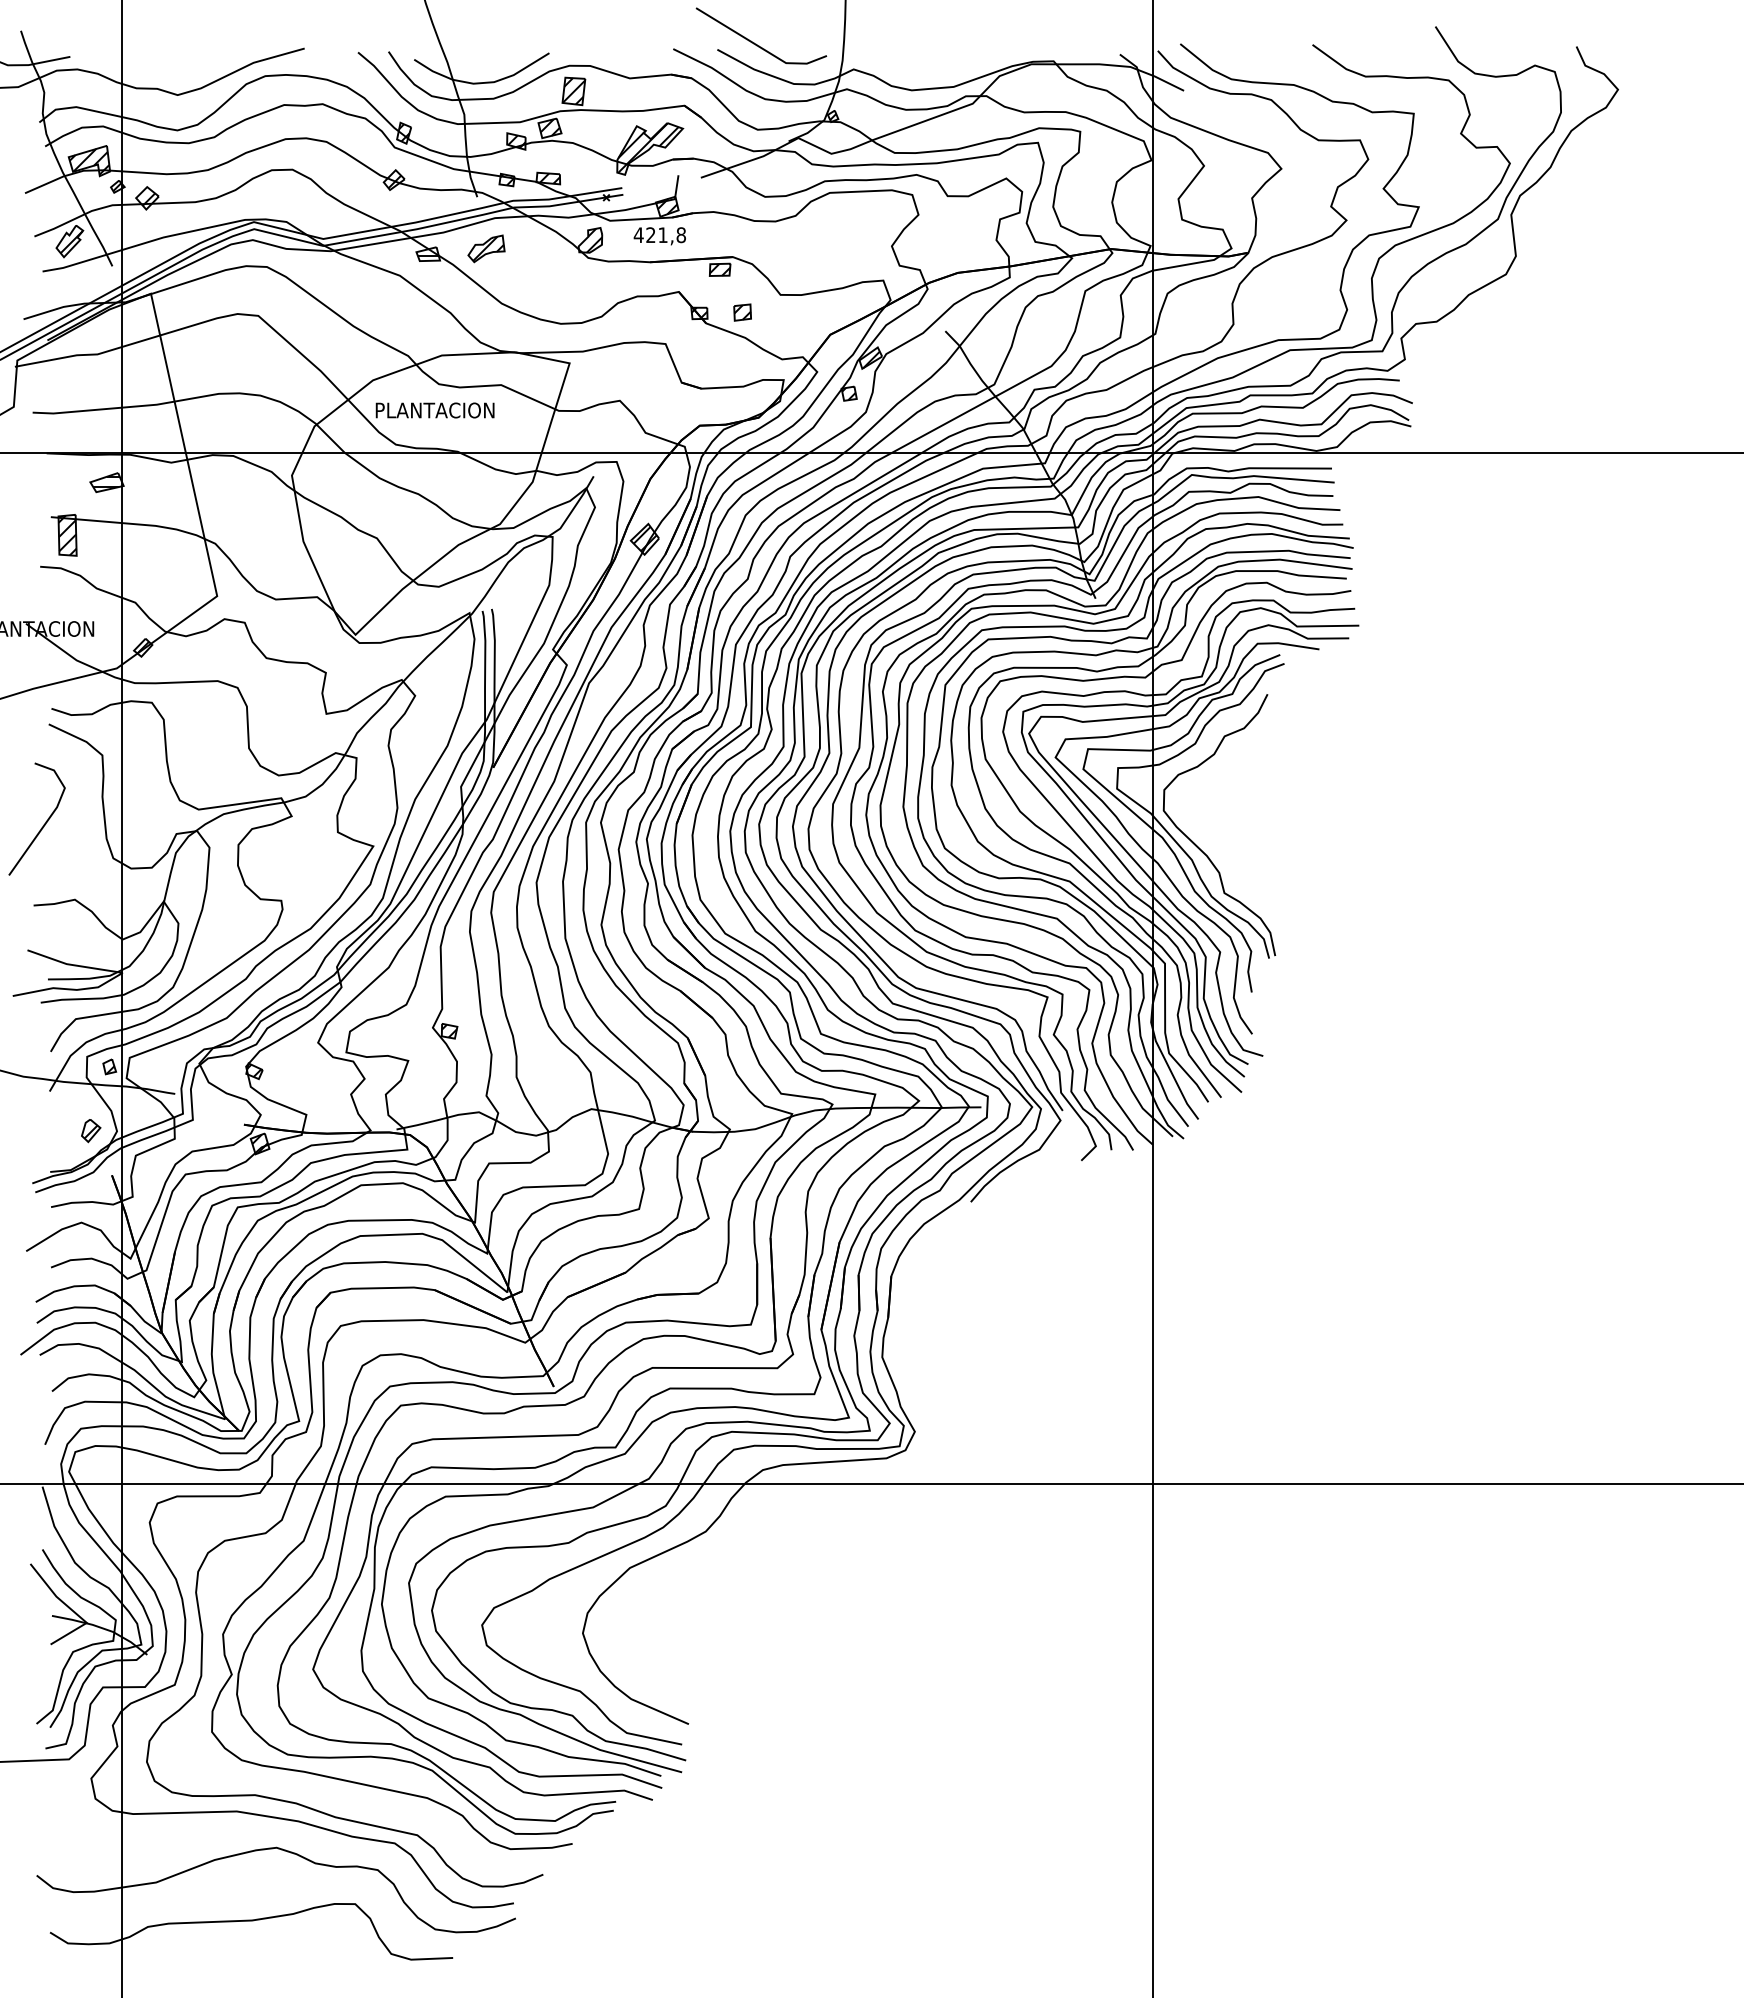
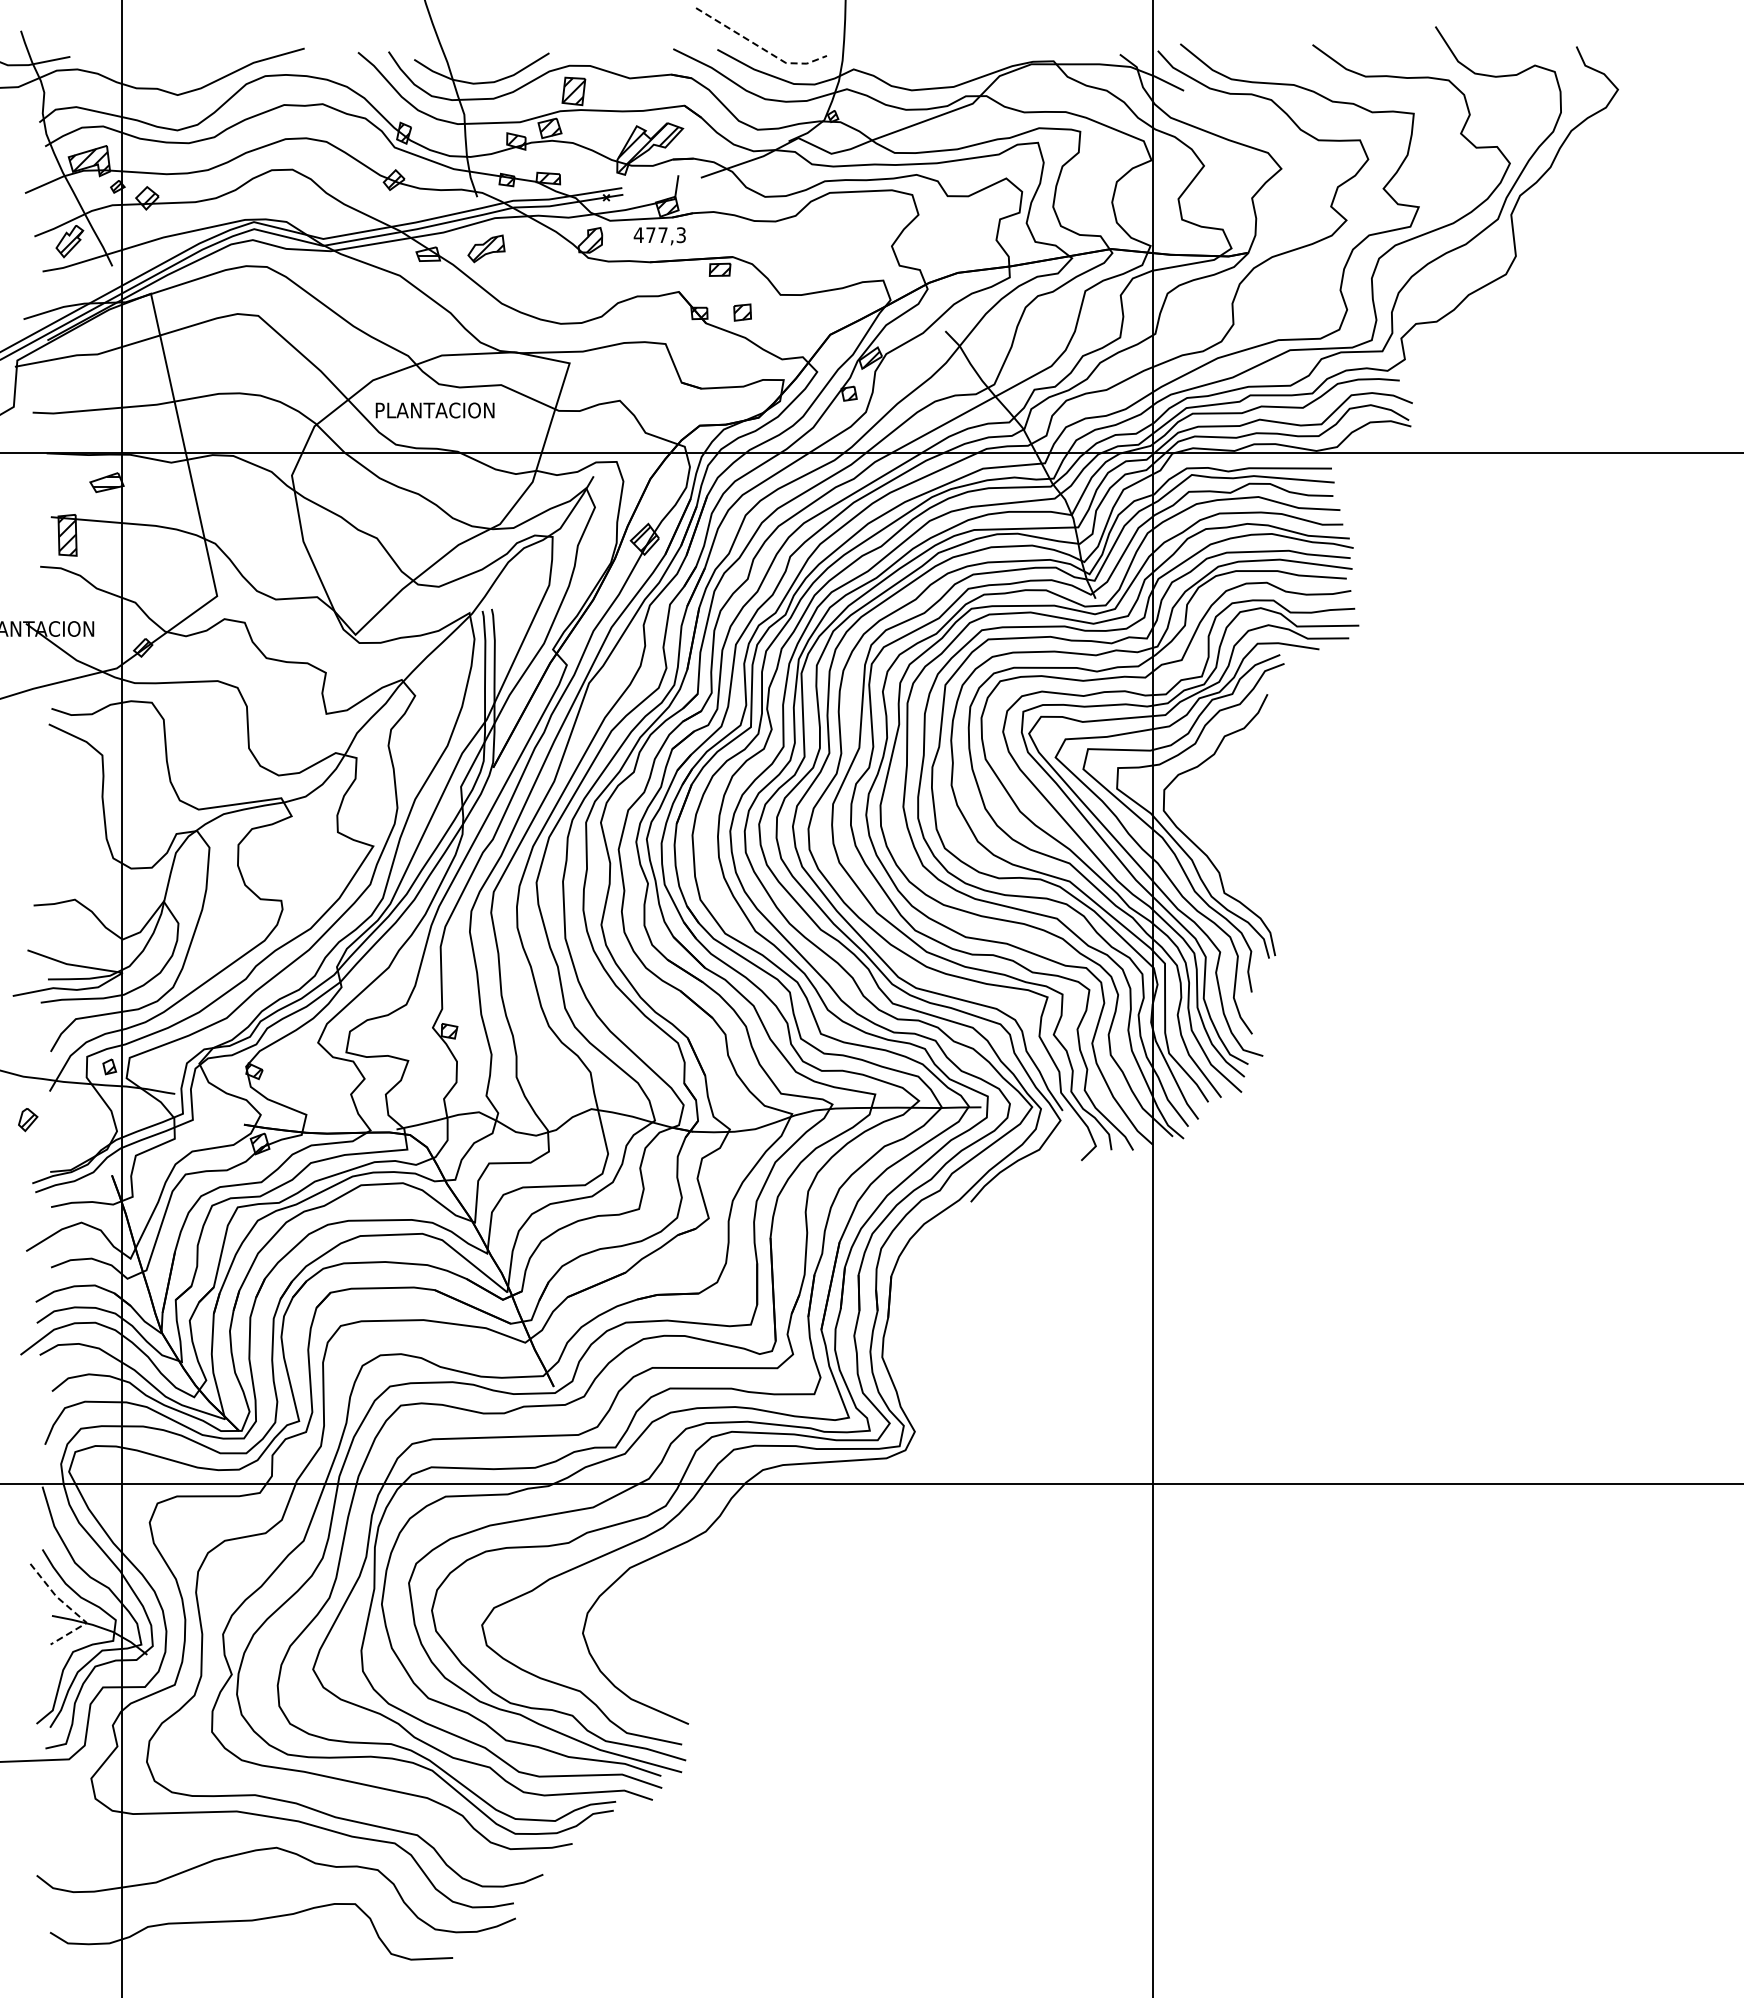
line: solid -> dashed (760, 47)
text: 421,8 -> 477,3 (665, 235)
line: present -> none (43, 824)
part position: (91, 1131) -> (28, 1120) (28, 1120)
line: solid -> dashed (72, 1610)
